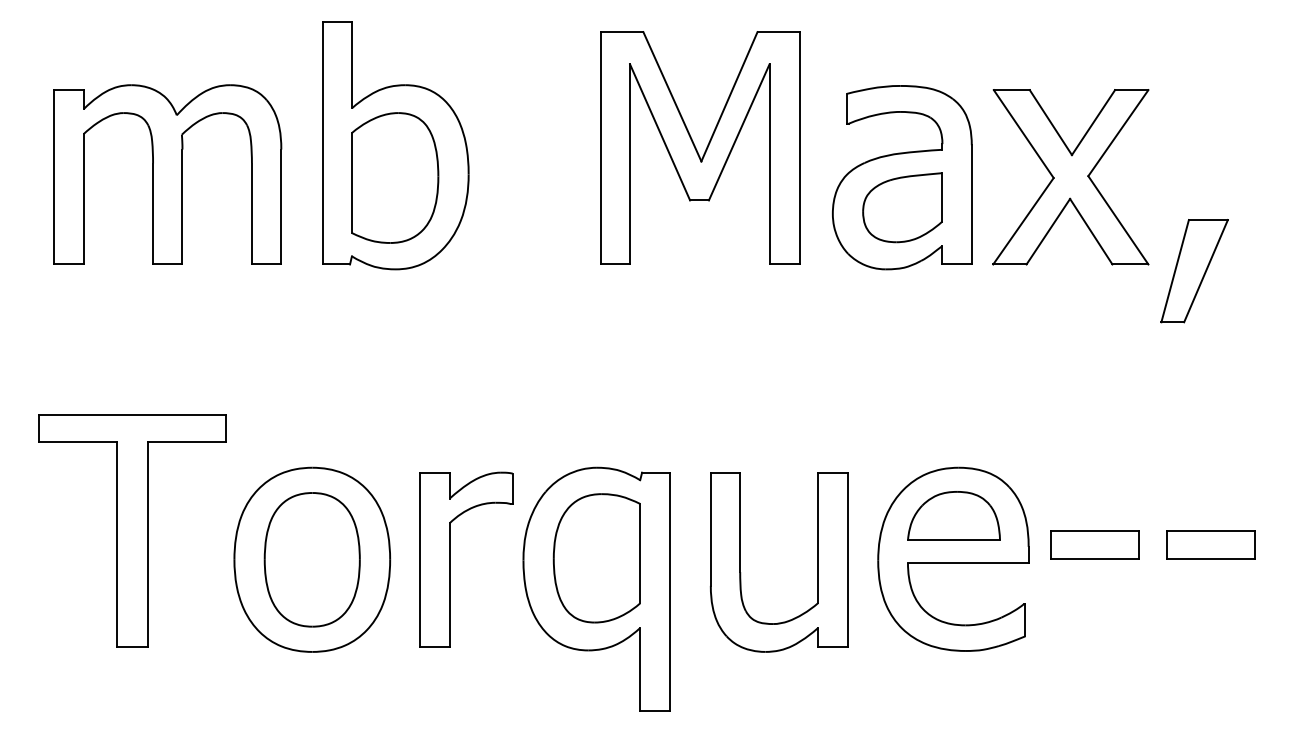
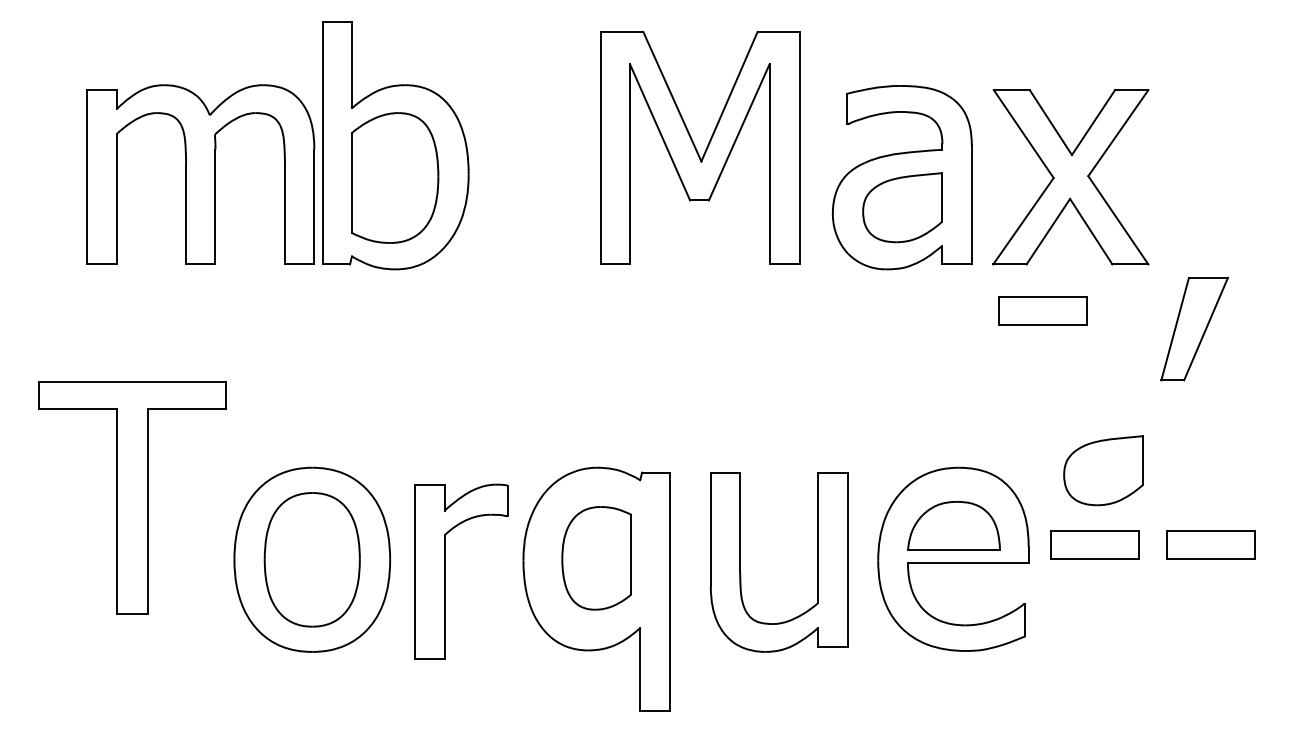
part position: (167, 174) -> (200, 174) (200, 174)
part position: (1194, 271) -> (1194, 329) (1194, 329)
part: none -> present (1042, 310)
part: none -> present (1103, 470)
part position: (953, 515) -> (953, 525) (953, 525)
part position: (132, 530) -> (132, 497) (132, 497)
part size: 89x131 px -> 71x105 px (596, 558)
part position: (450, 559) -> (445, 571) (445, 571)
